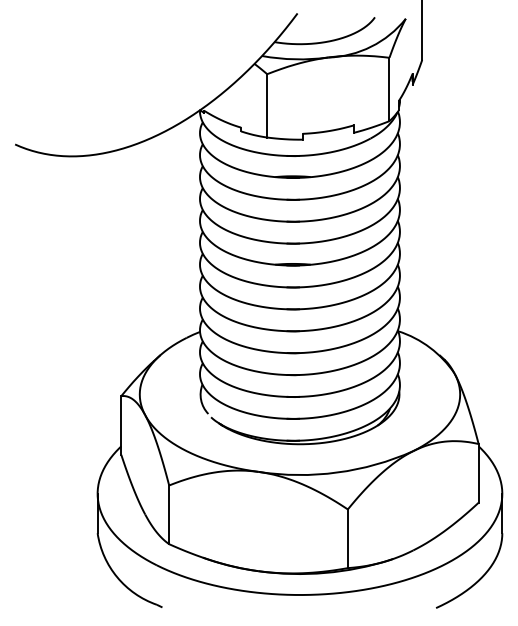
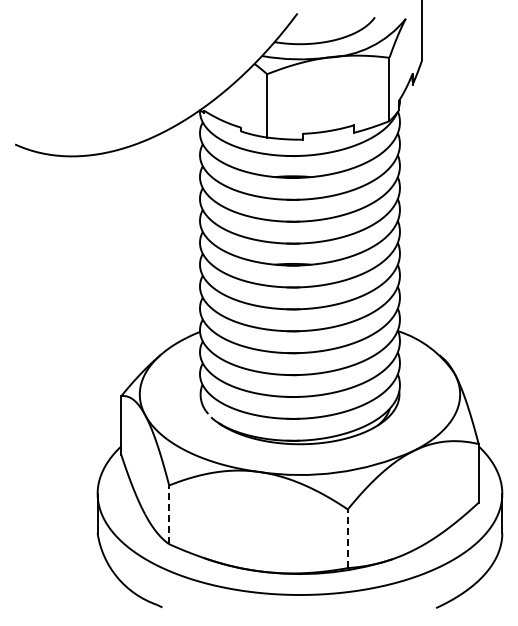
line: solid -> dashed (169, 514)
line: solid -> dashed (347, 538)
